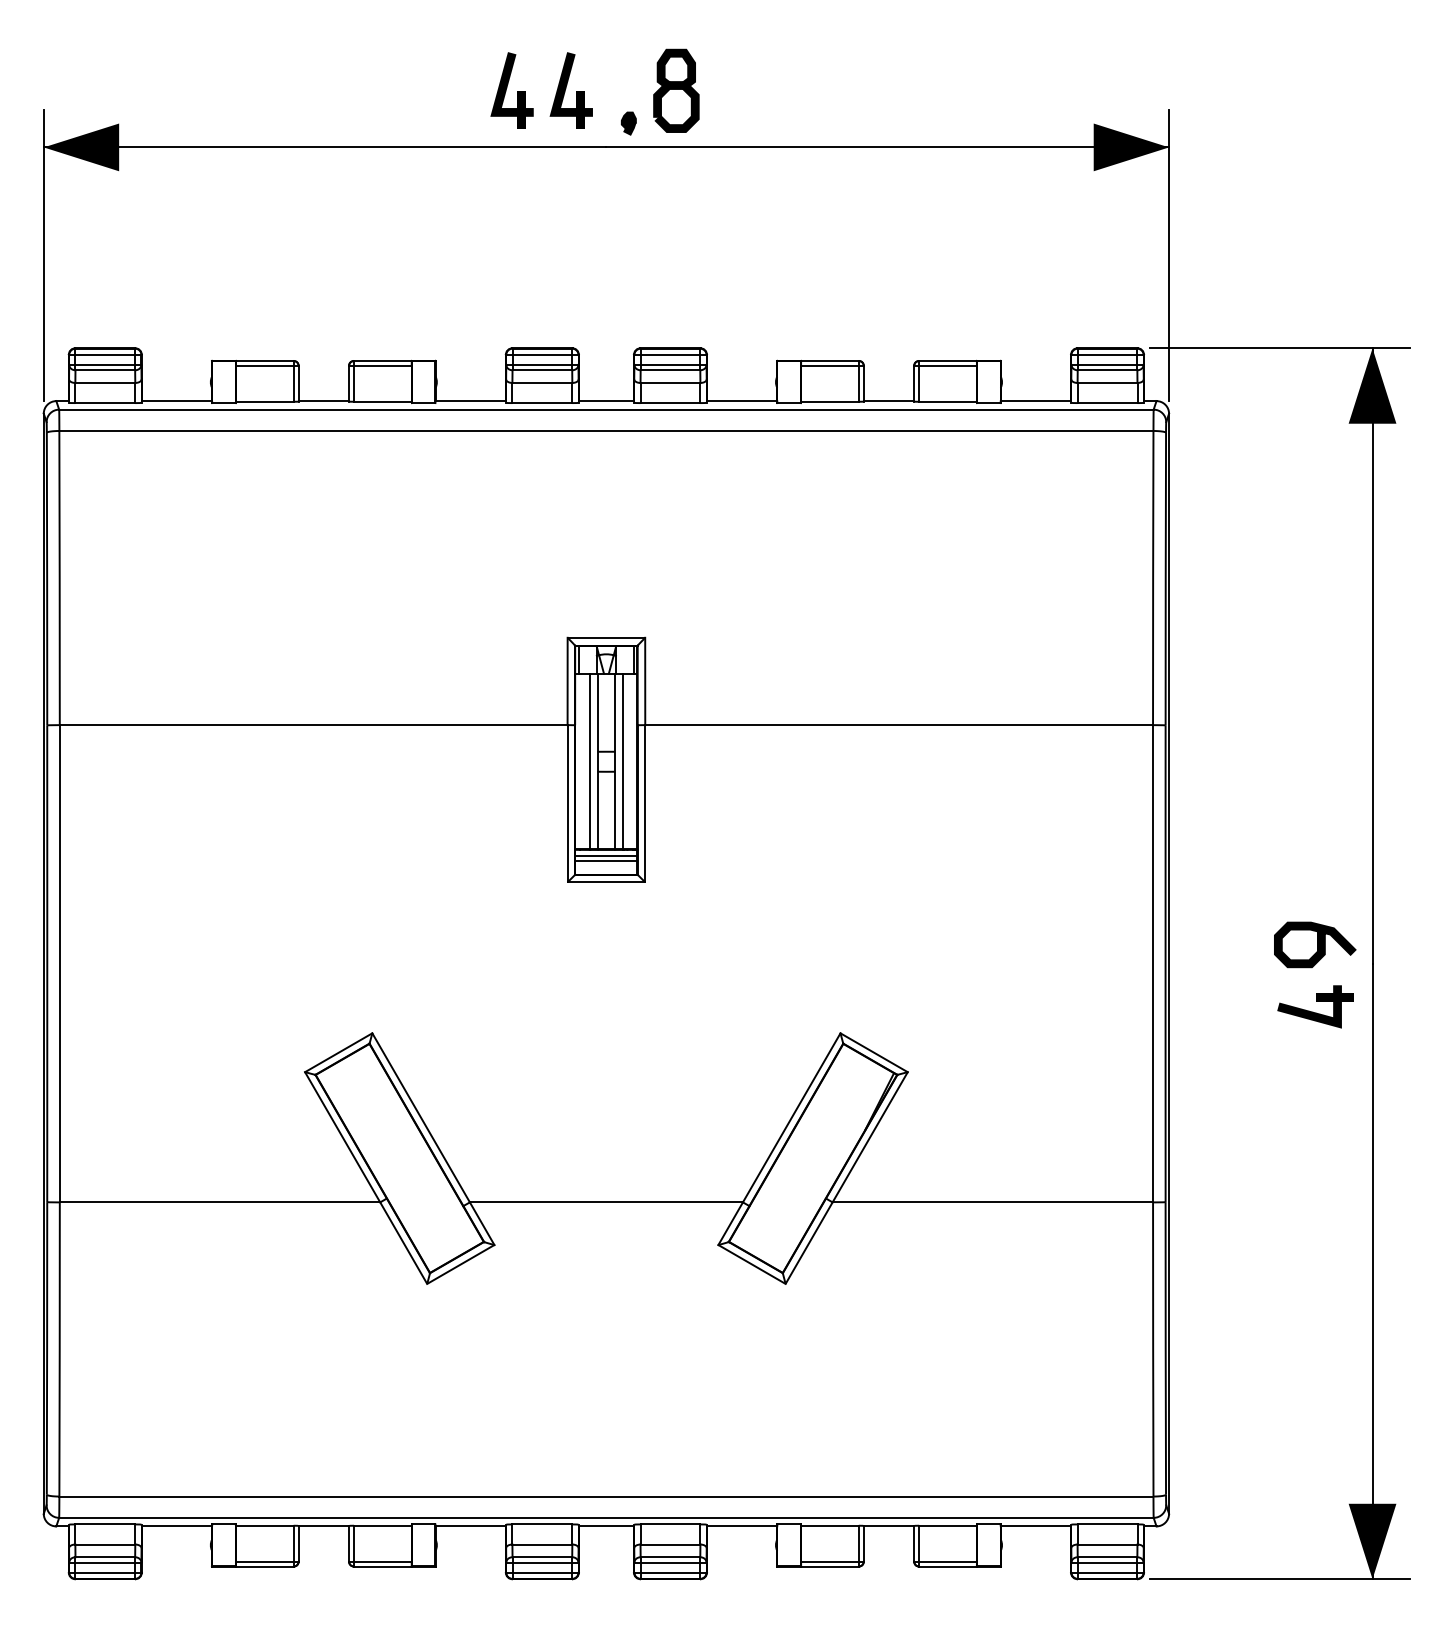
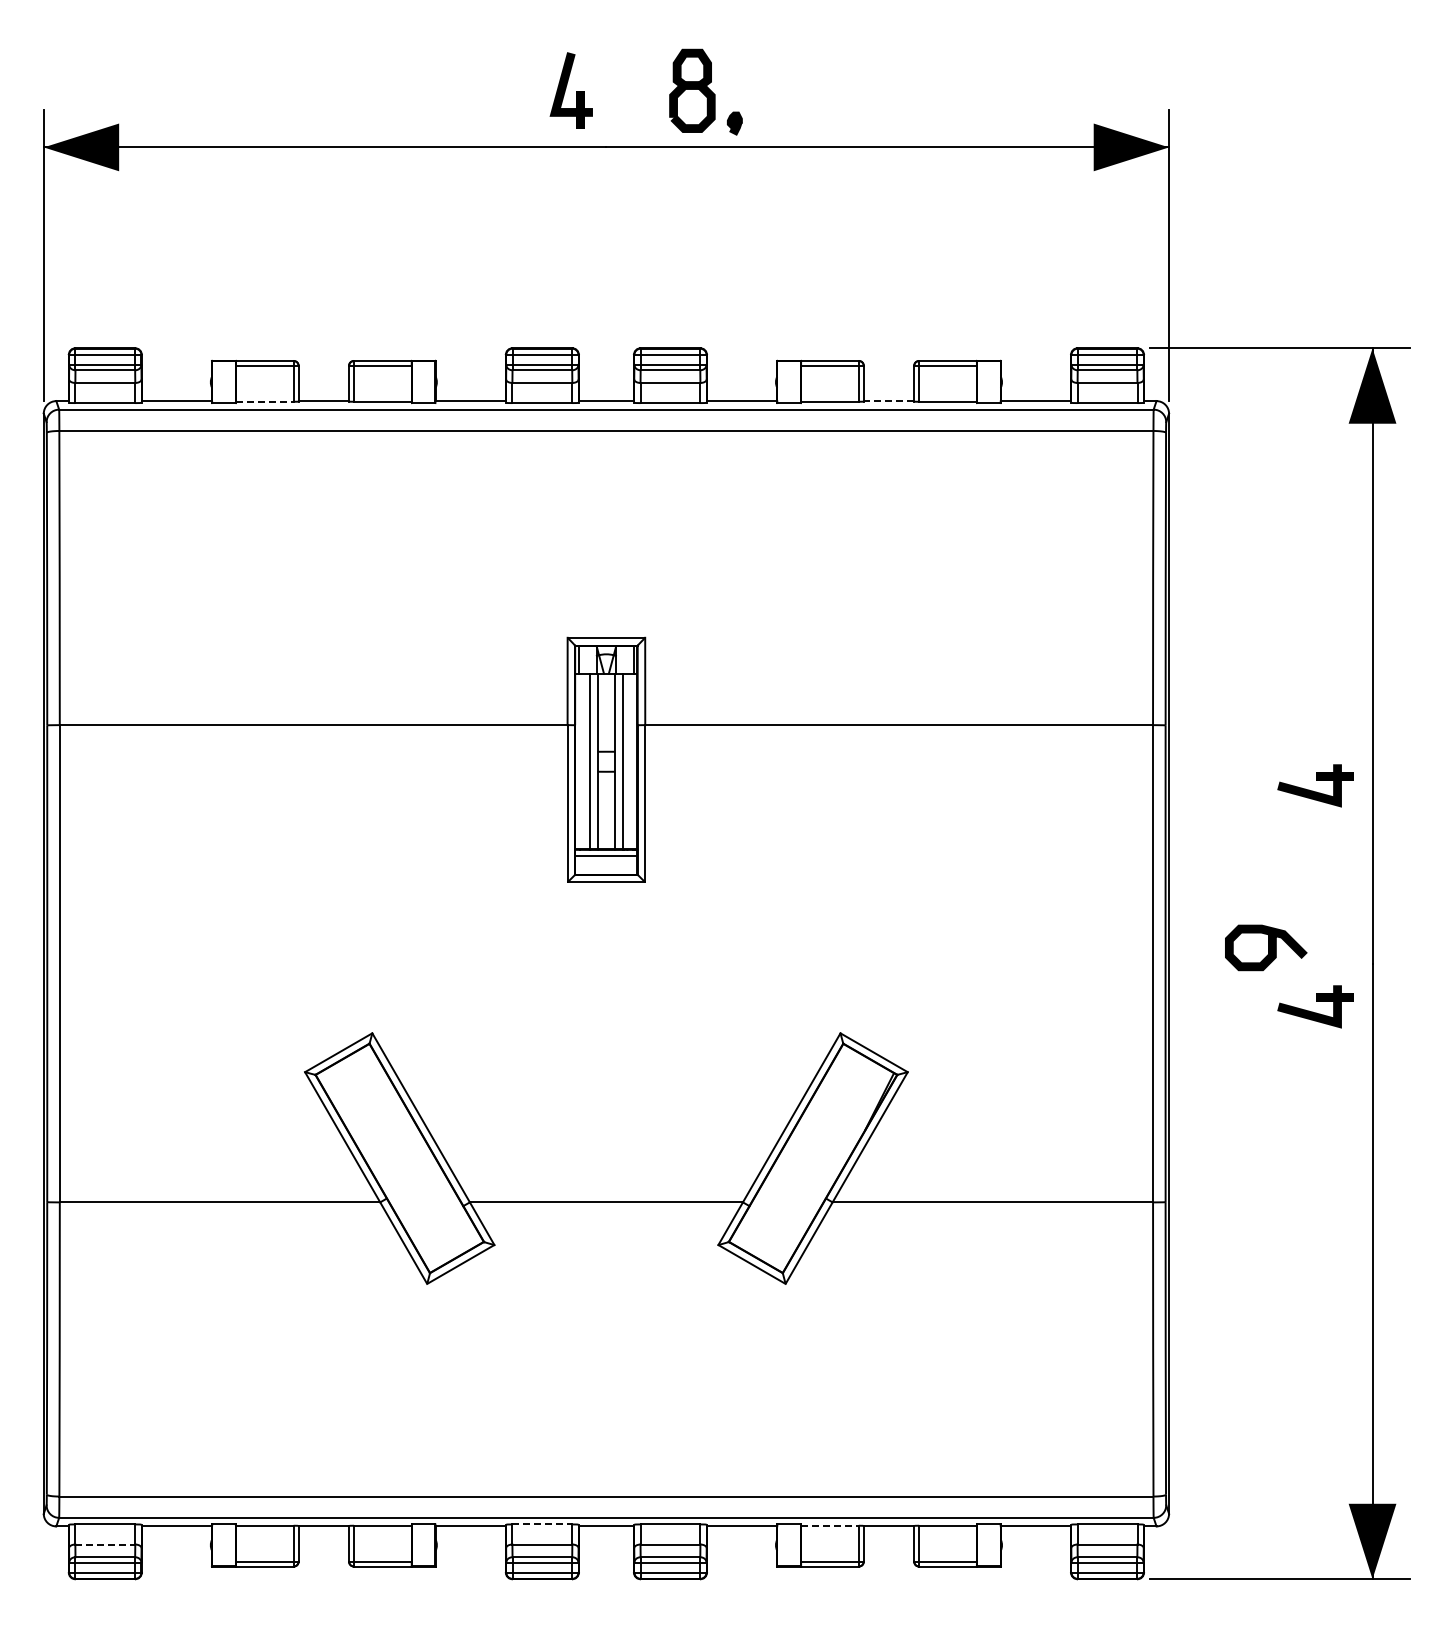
part: present -> none (511, 90)
part position: (676, 90) -> (692, 90) (692, 90)
part position: (628, 123) -> (734, 123) (734, 123)
line: solid -> dashed (264, 401)
line: solid -> dashed (888, 401)
part: none -> present (1315, 785)
line: present -> none (606, 861)
curve position: (1317, 944) -> (1268, 947) (1268, 947)
line: solid -> dashed (542, 1524)
line: solid -> dashed (829, 1525)
line: solid -> dashed (105, 1544)
